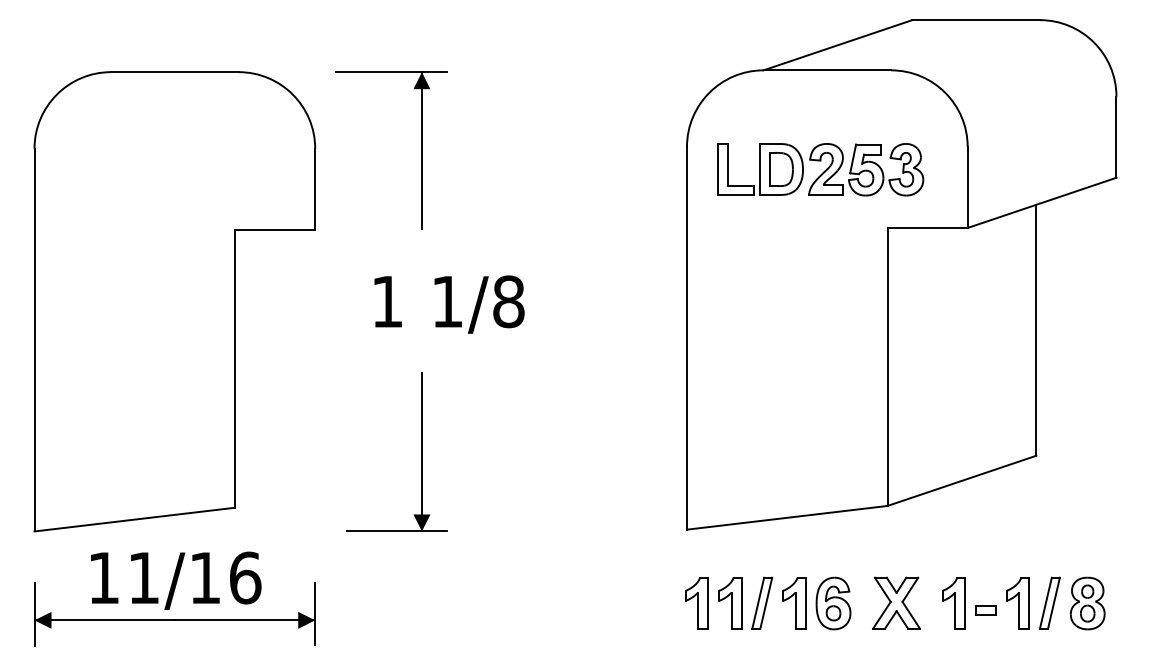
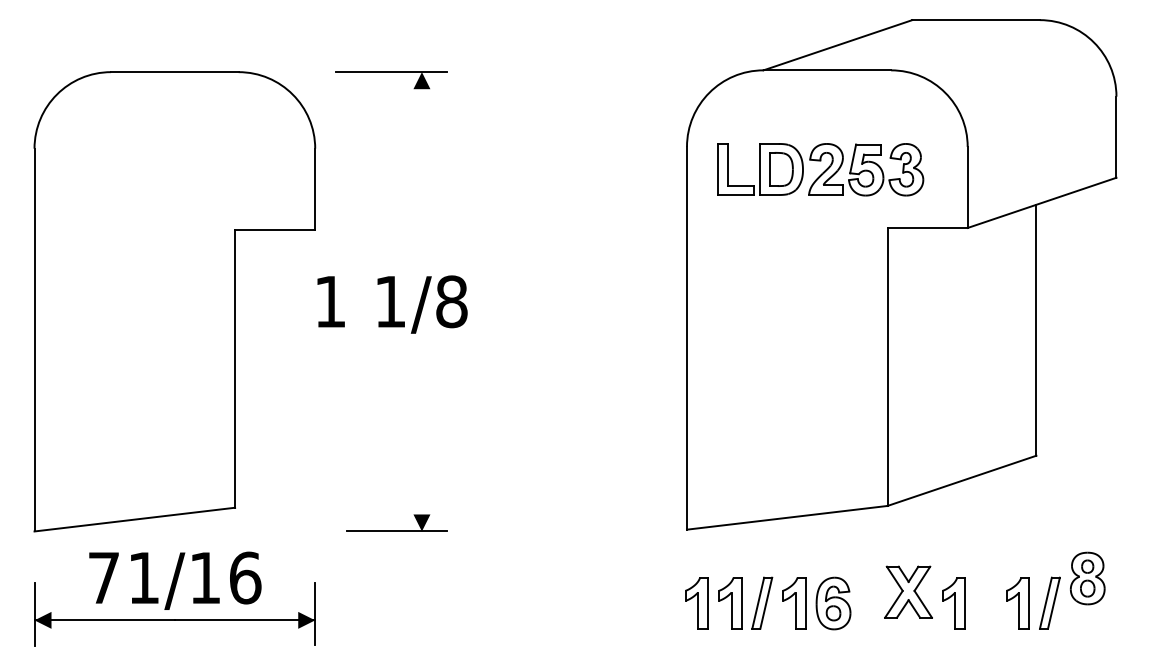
line: present -> none (421, 150)
text position: (449, 304) -> (392, 304) (392, 304)
line: present -> none (421, 452)
text: 11/16 -> 71/16 (103, 577)
part position: (896, 602) -> (908, 591) (908, 591)
part position: (1087, 603) -> (1087, 578) (1087, 578)
part: present -> none (985, 610)
